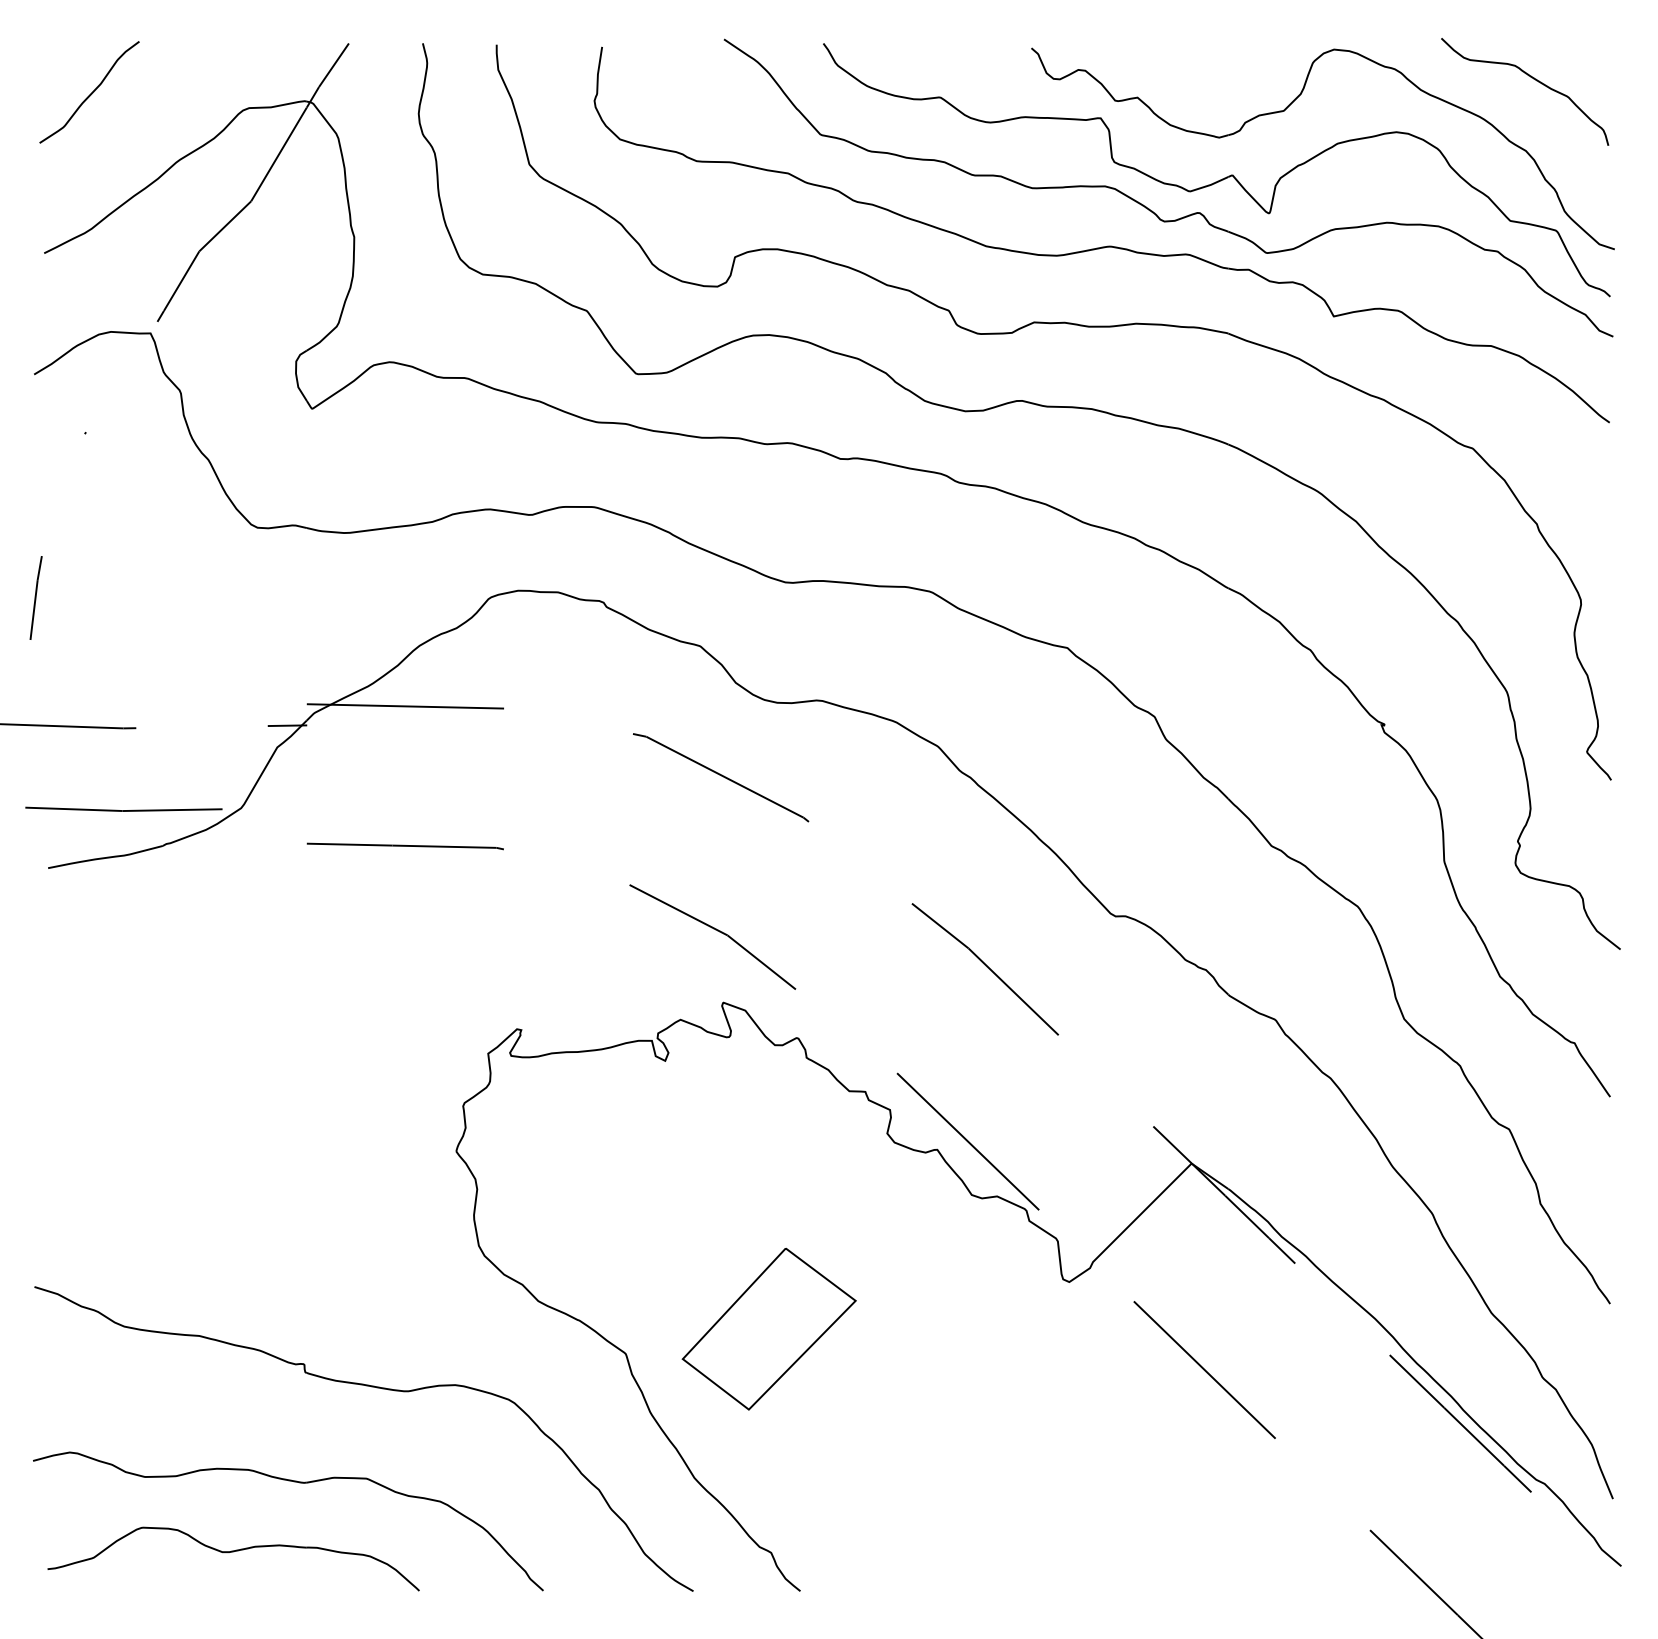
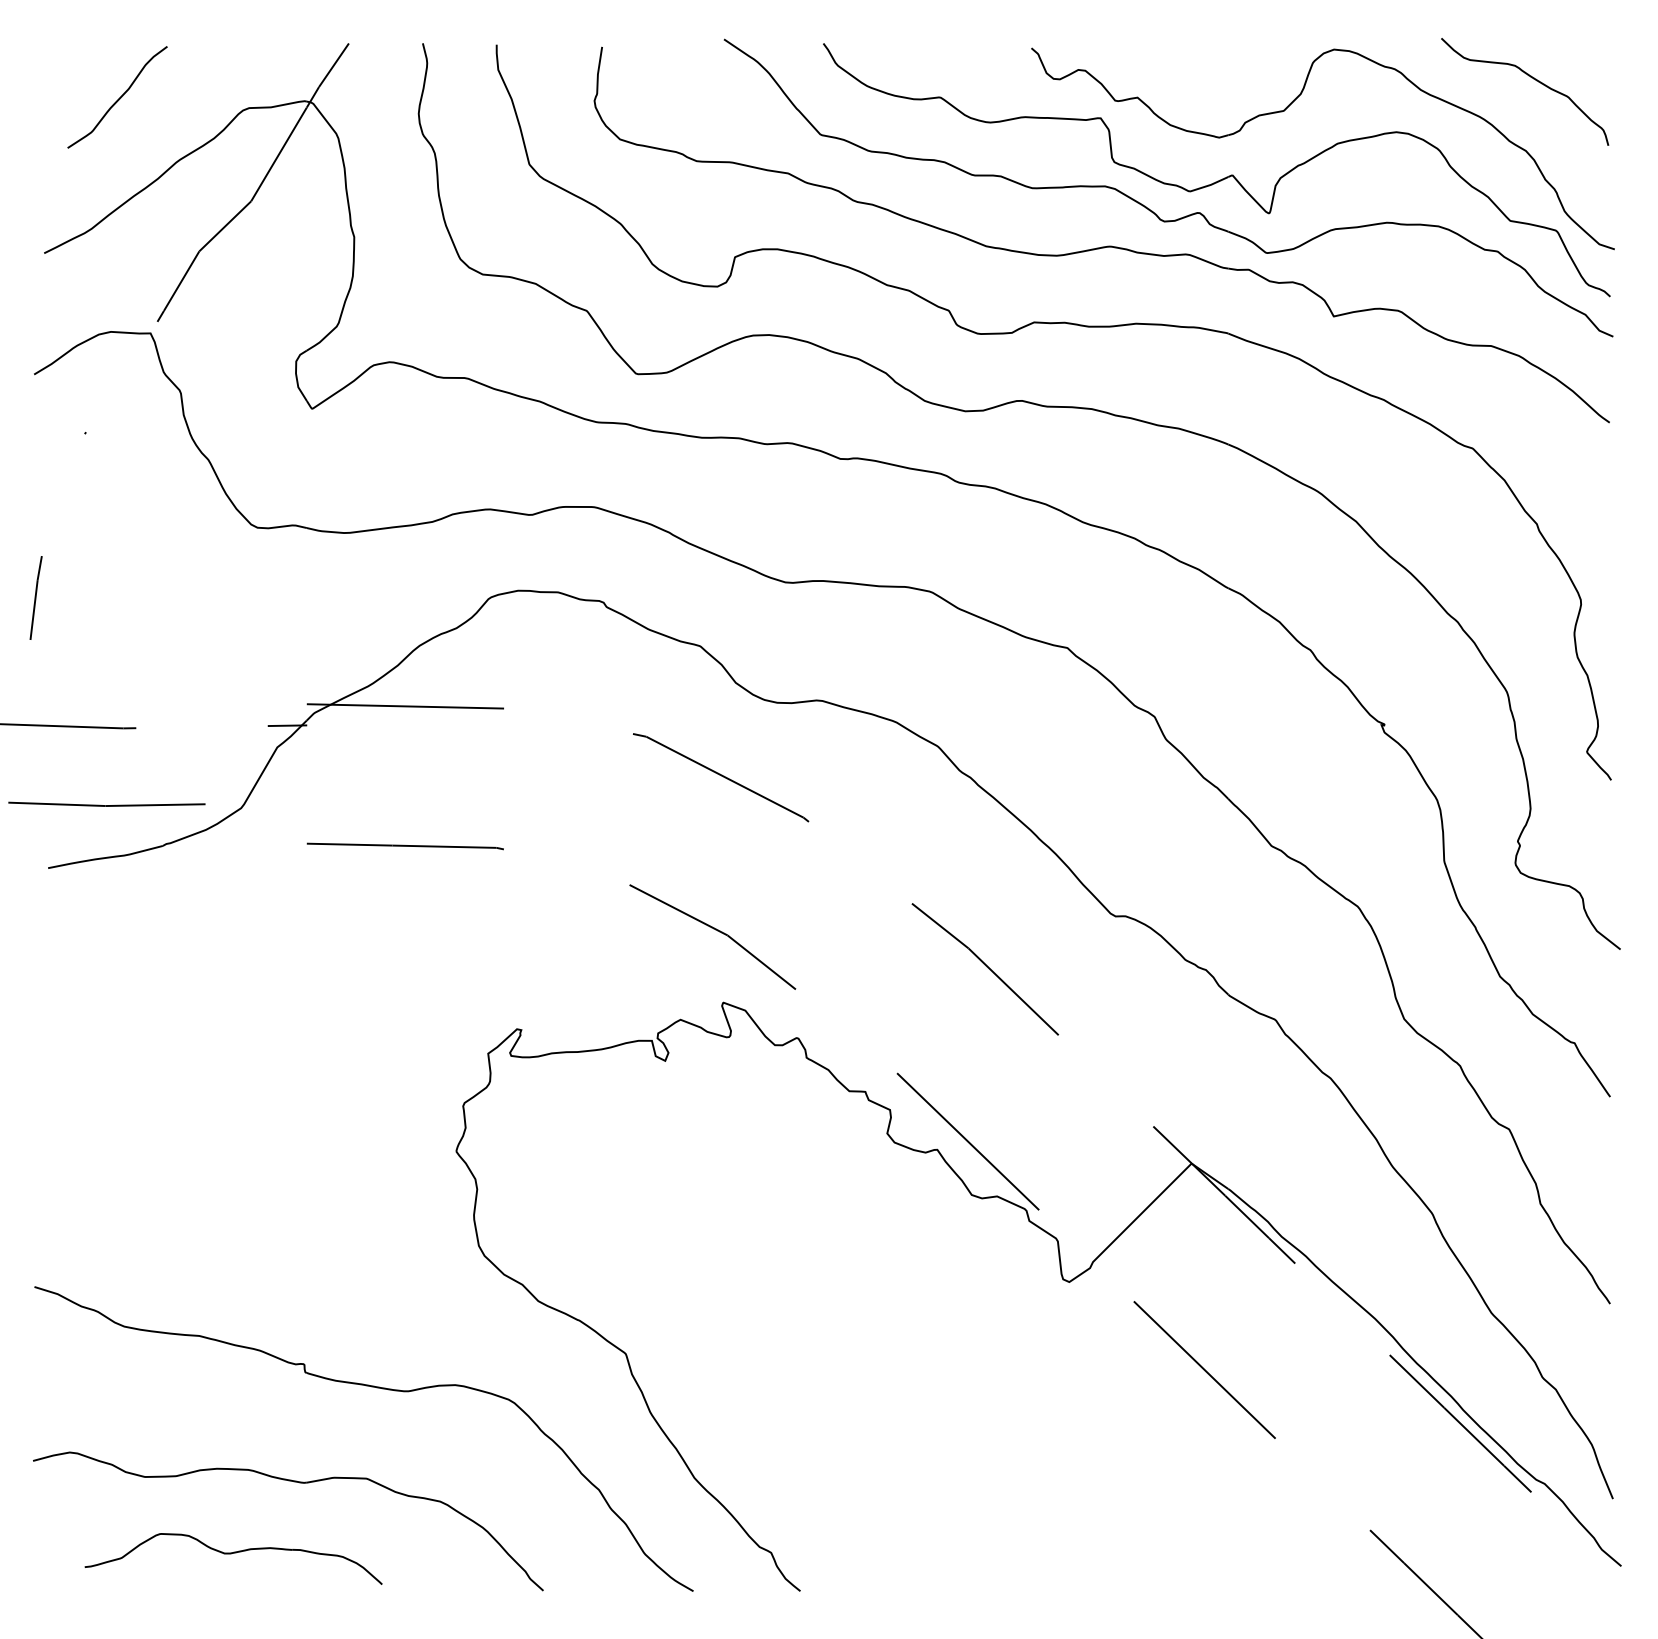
curve position: (90, 93) -> (118, 98) (118, 98)
line position: (123, 810) -> (106, 805) (106, 805)
part: present -> none (768, 1328)
part size: 373x66 px -> 299x52 px (233, 1558)
